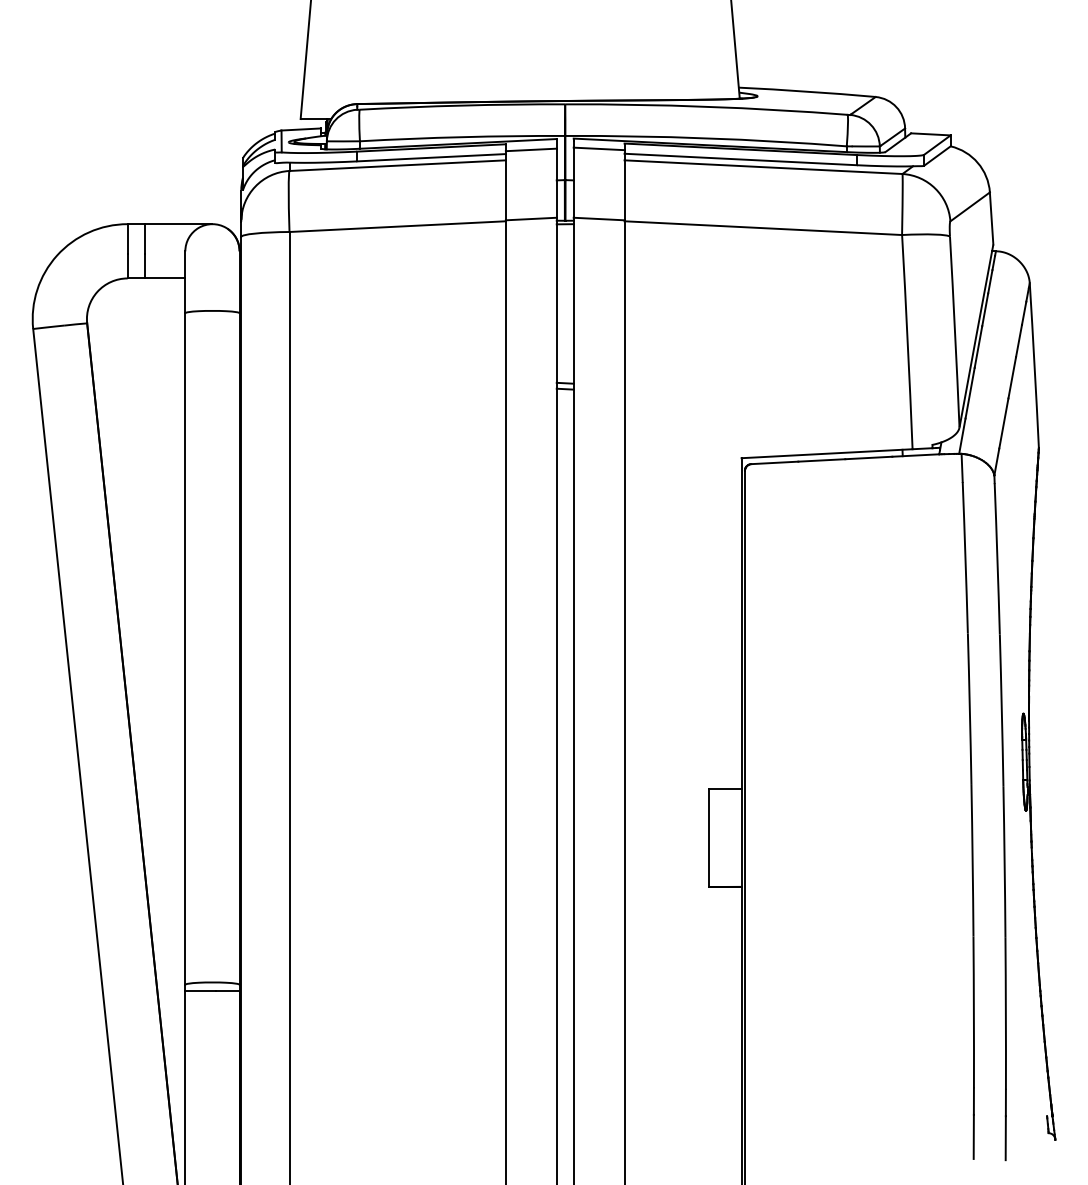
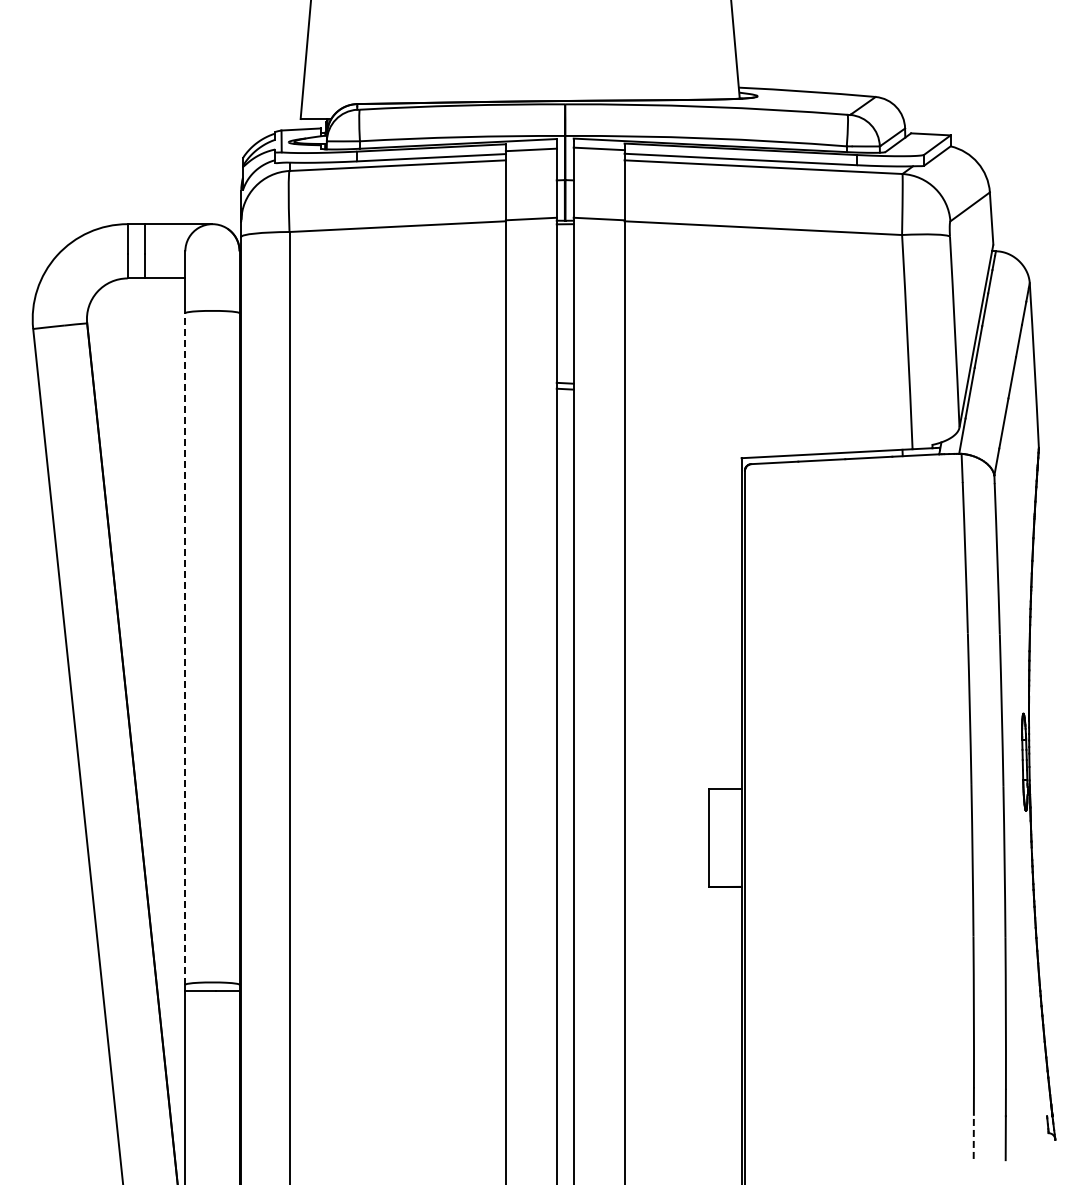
line: solid -> dashed (185, 649)
line: solid -> dashed (973, 1136)
